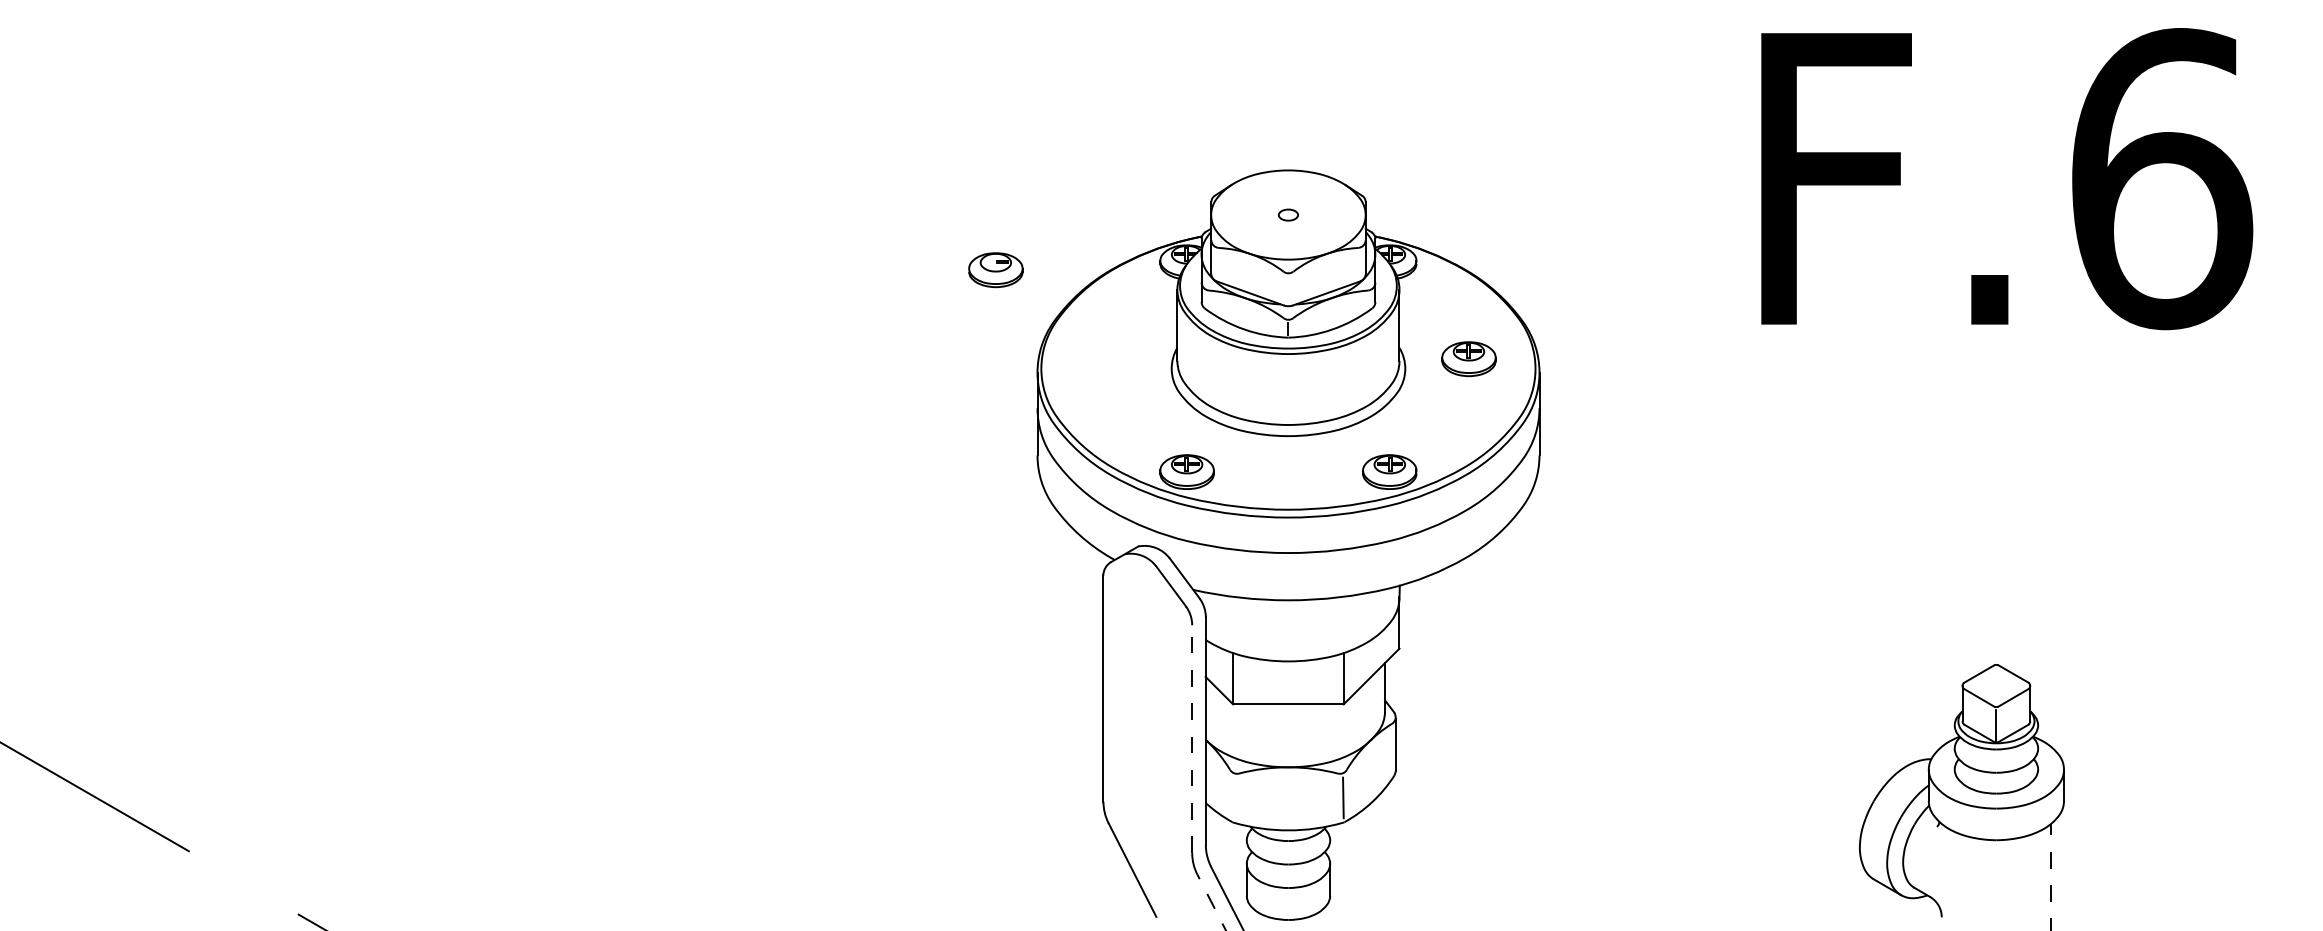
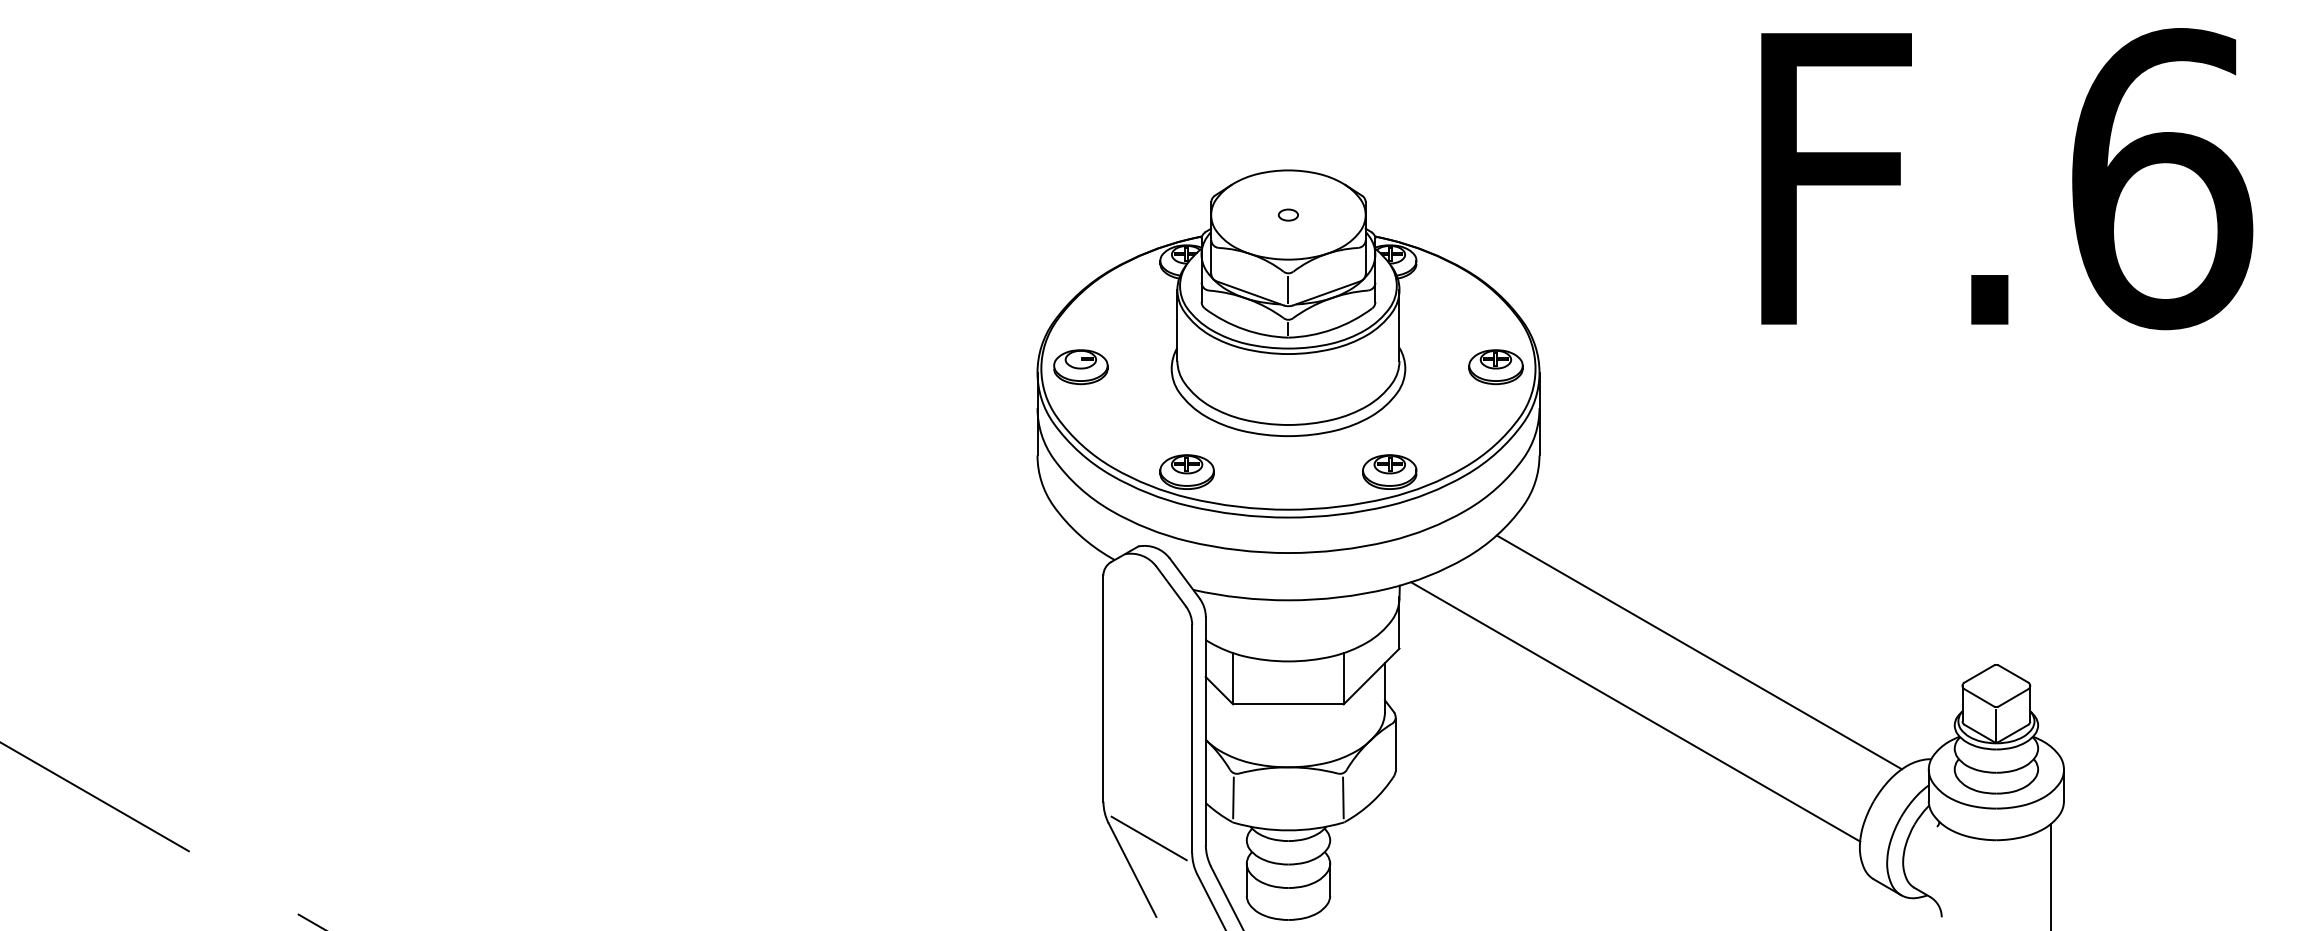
part position: (995, 270) -> (1080, 367) (1080, 367)
line: none -> present (1288, 289)
part position: (1468, 359) -> (1495, 367) (1495, 367)
line: none -> present (1698, 652)
line: none -> present (1635, 711)
line: dashed -> solid (1192, 739)
line: none -> present (1233, 797)
line: none -> present (1148, 838)
line: dashed -> solid (2050, 876)
line: dashed -> solid (1211, 901)
